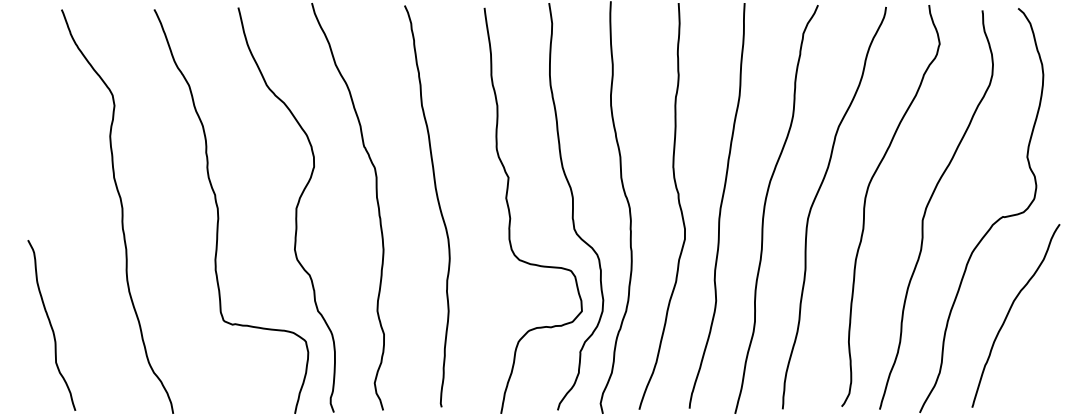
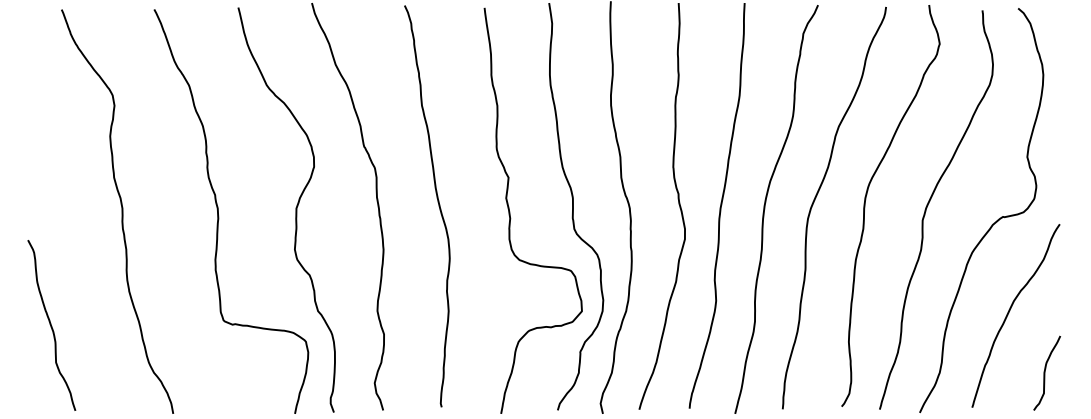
curve: none -> present (1045, 372)
